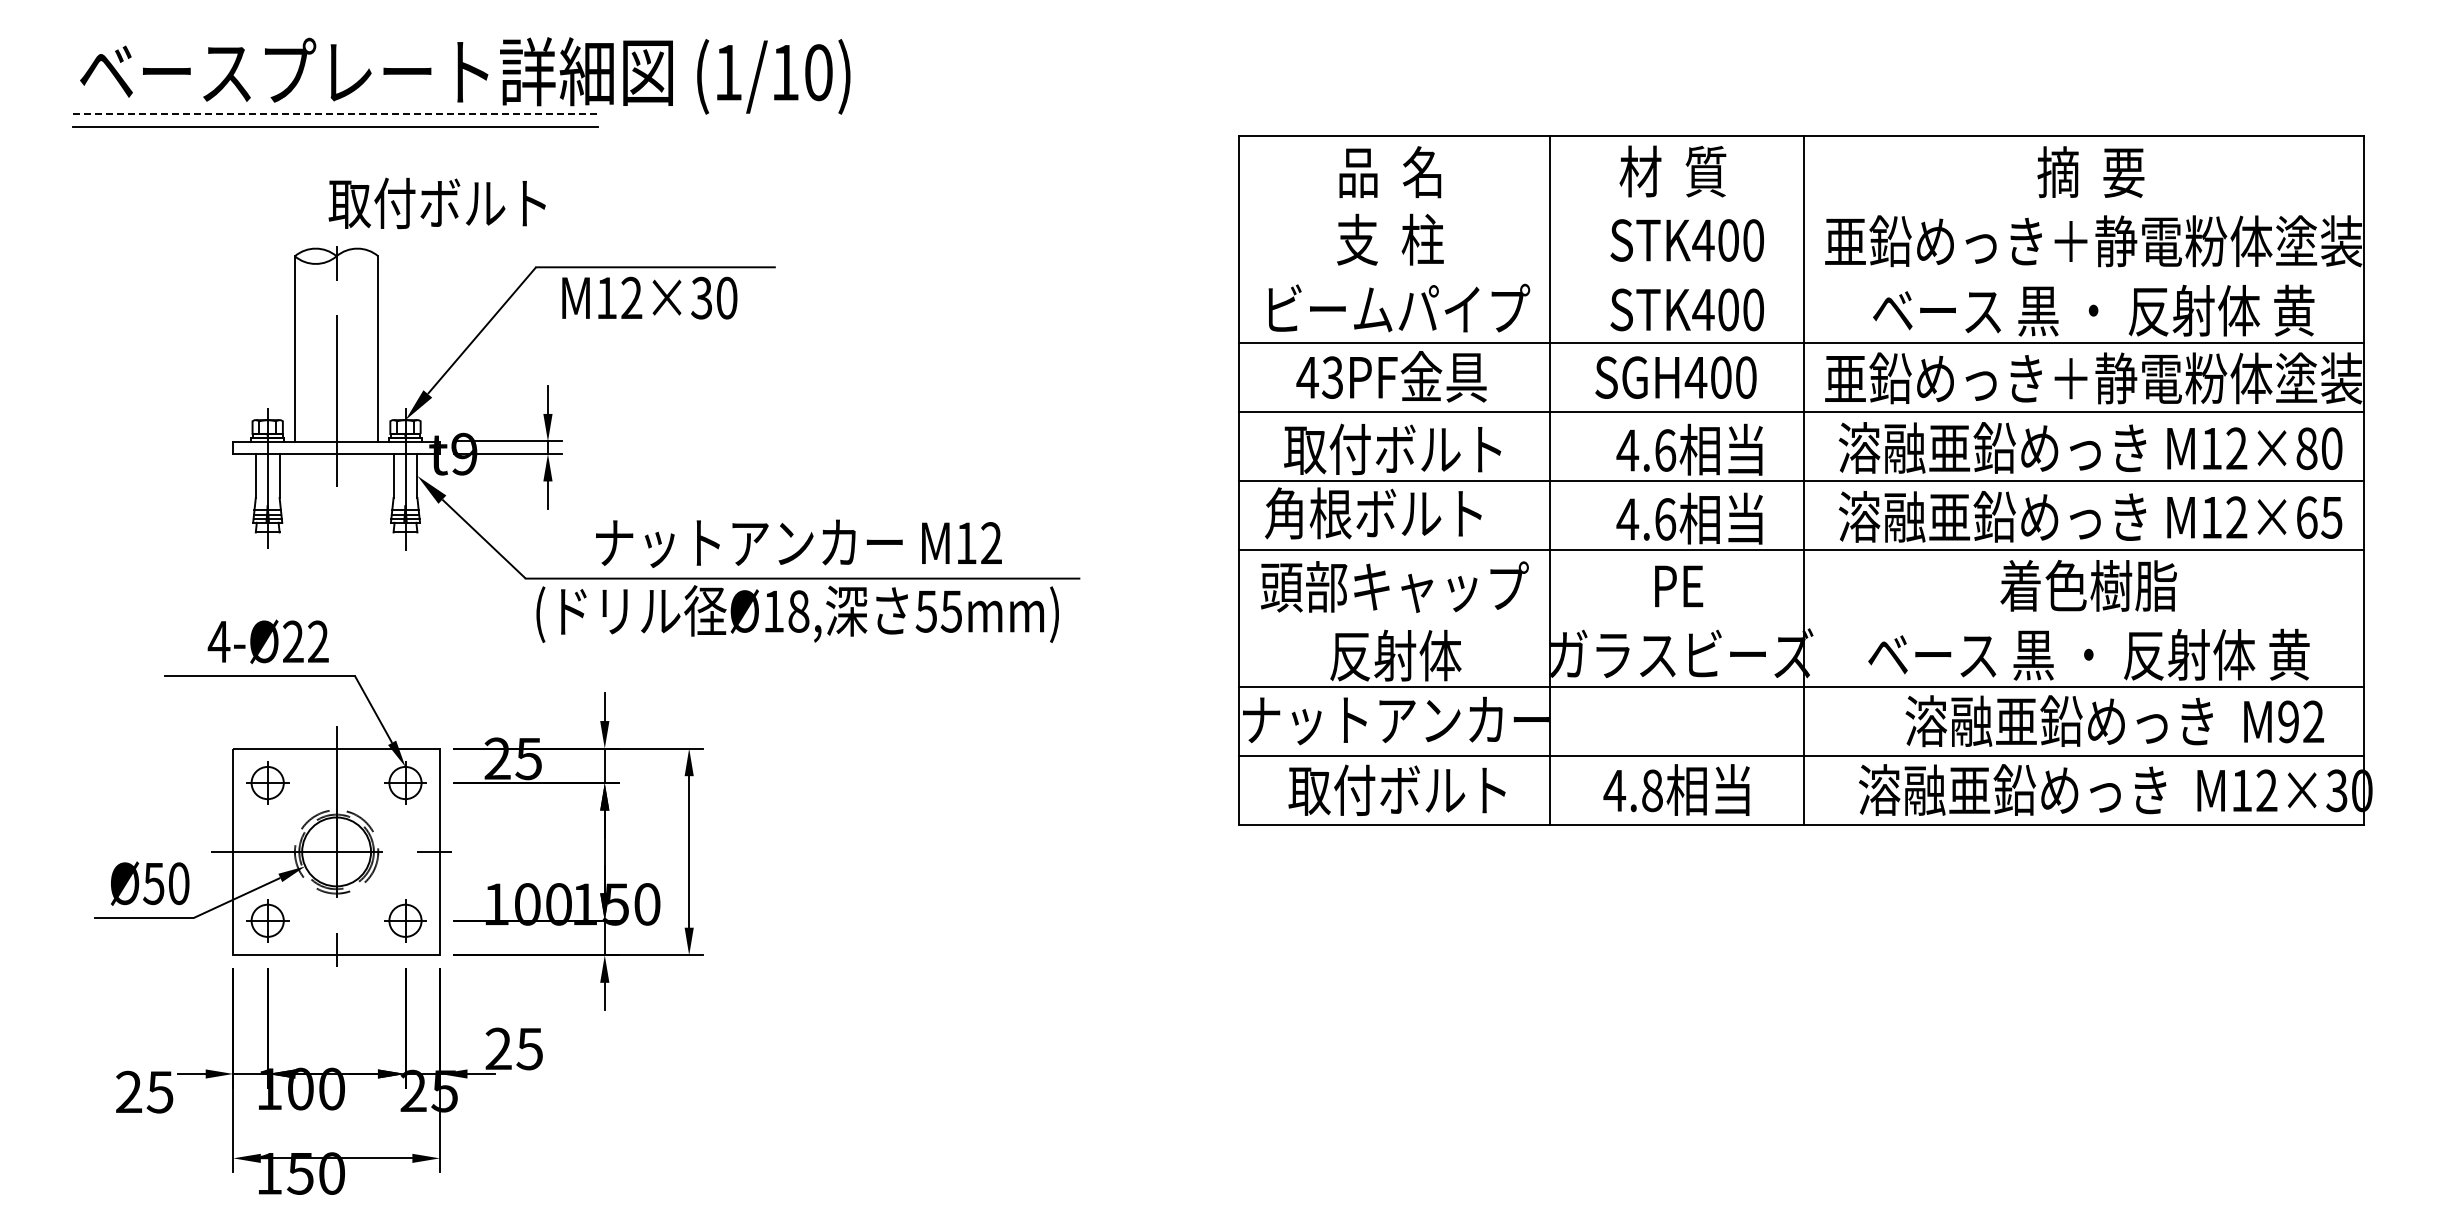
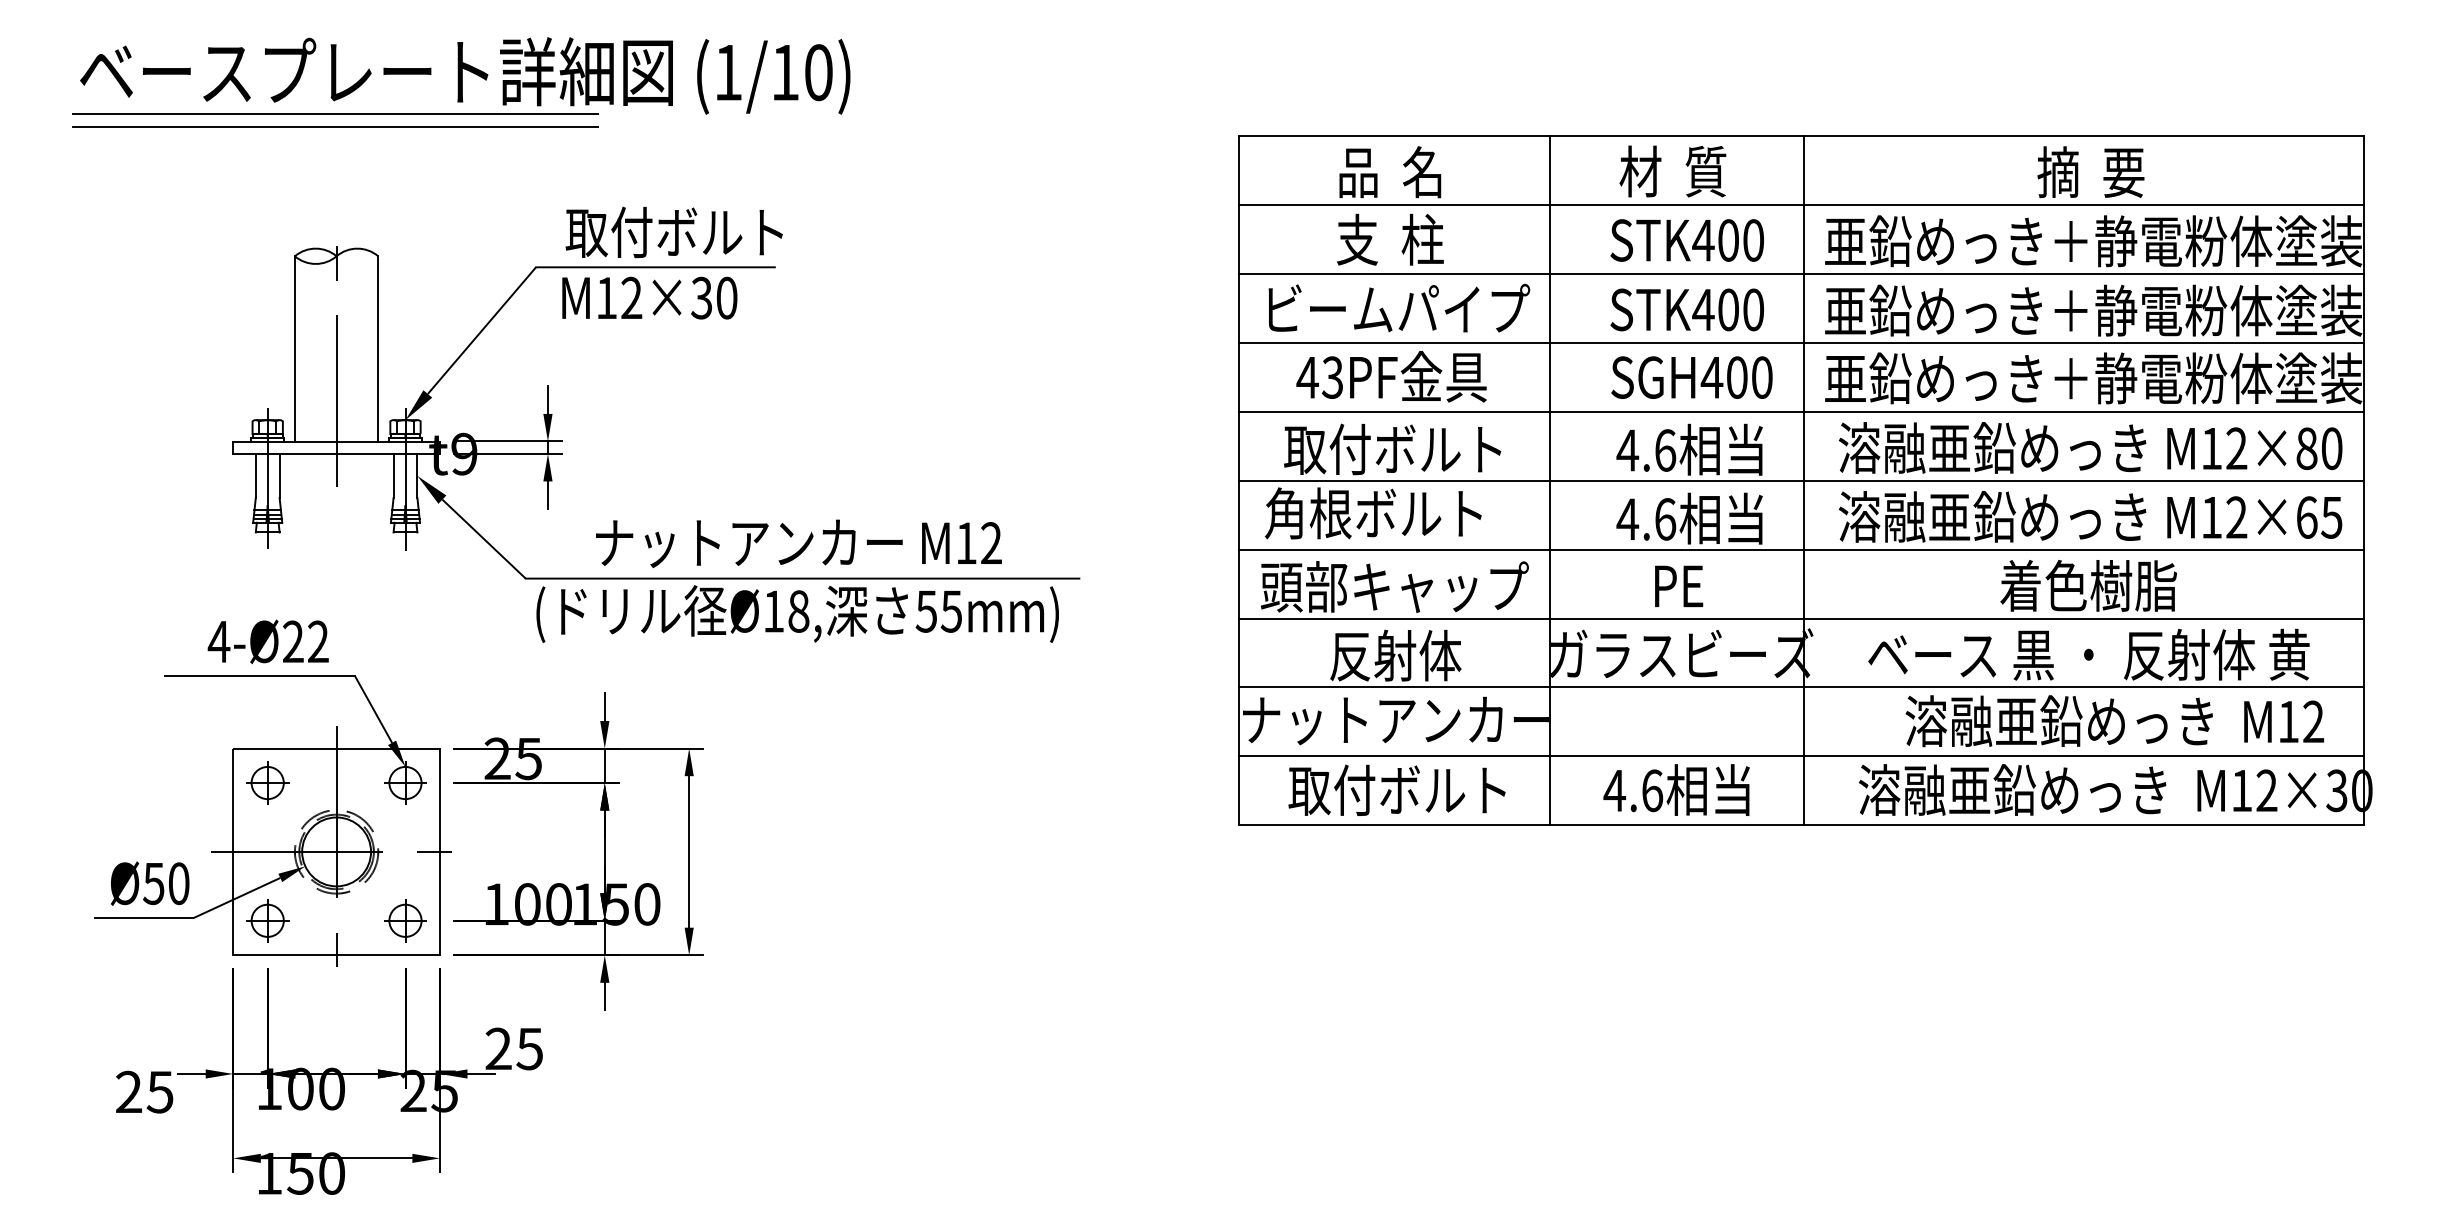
line: dashed -> solid (336, 113)
text position: (436, 203) -> (673, 232) (673, 232)
line: none -> present (1801, 205)
line: none -> present (1801, 274)
text: ベース 黒 ・ 反射体 黄 -> 亜鉛めっき＋静電粉体塗装 (2093, 310)
text position: (1675, 377) -> (1691, 377) (1691, 377)
line: none -> present (1801, 618)
text: M92 -> M12 (2288, 721)
text: 4.8 -> 4.6 (1652, 790)
